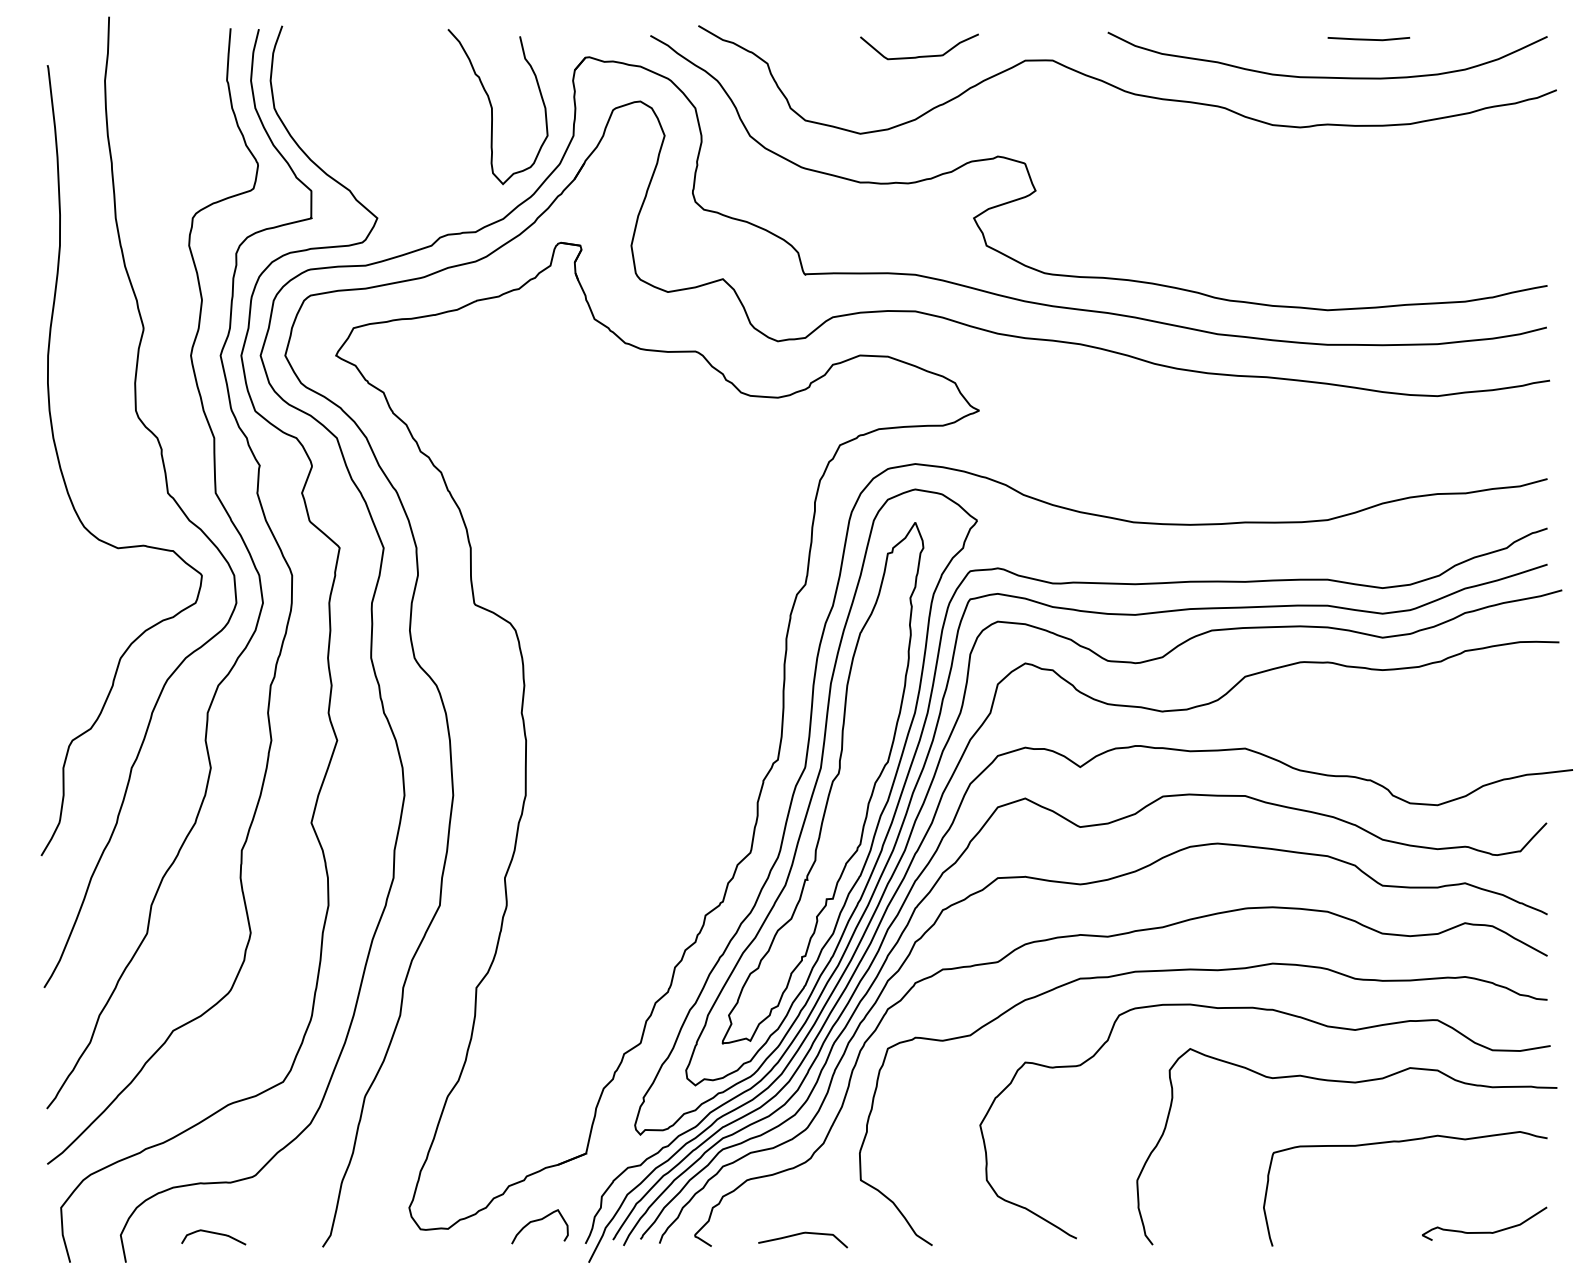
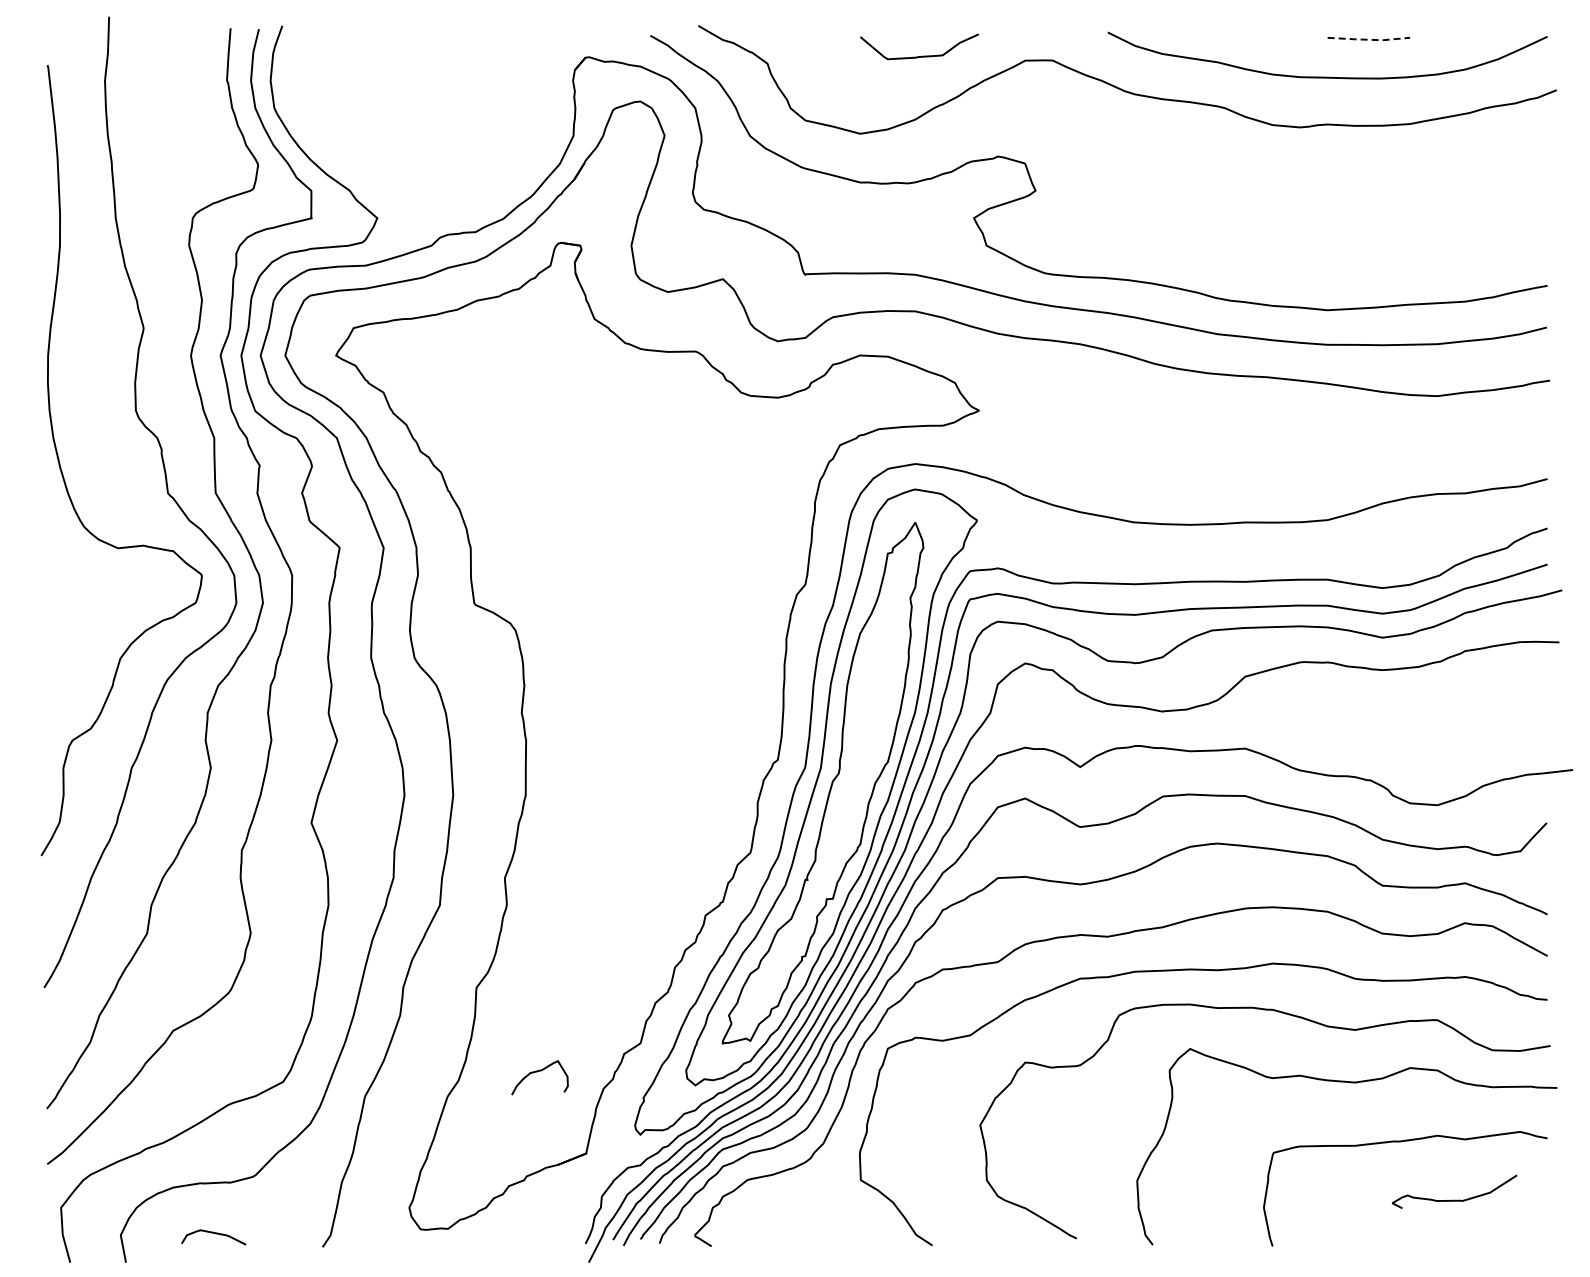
line: solid -> dashed (1368, 39)
curve: present -> none (492, 107)
curve position: (537, 1221) -> (537, 1072) (537, 1072)
curve position: (1484, 1231) -> (1454, 1199) (1454, 1199)
curve: present -> none (802, 1234)
